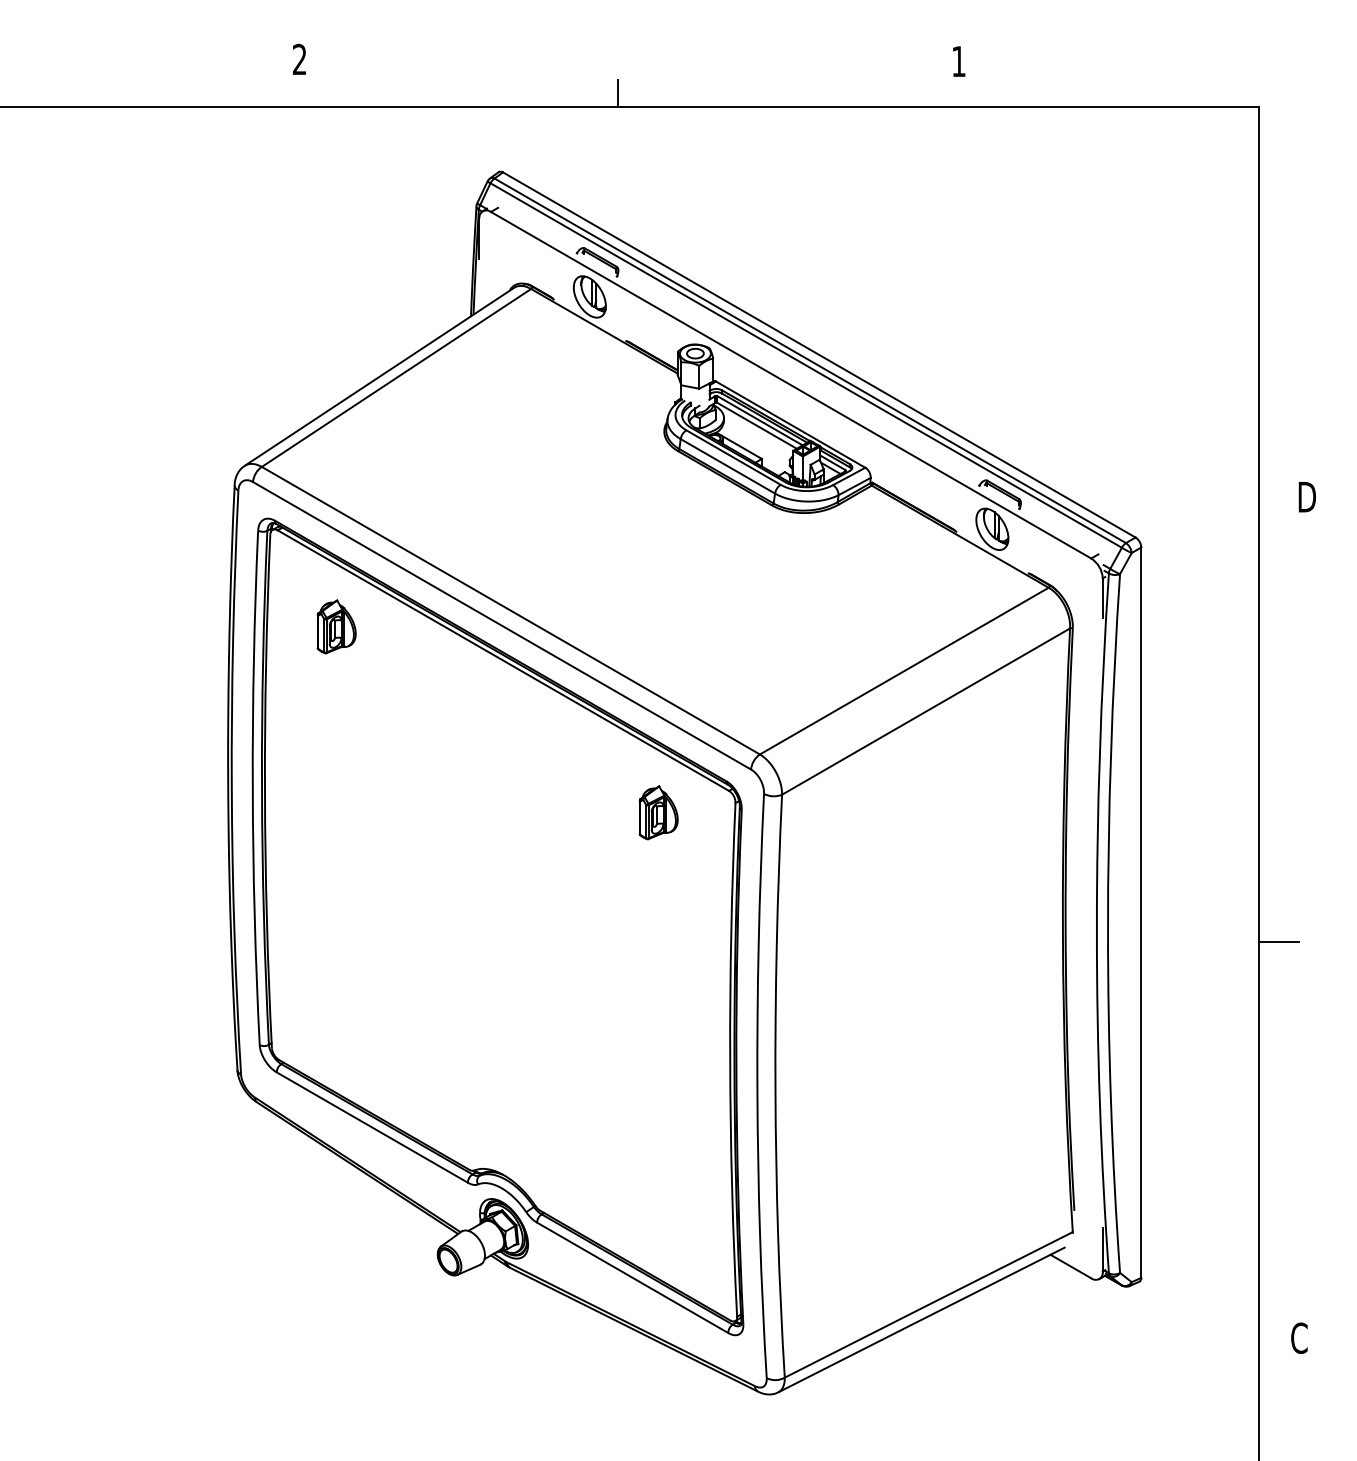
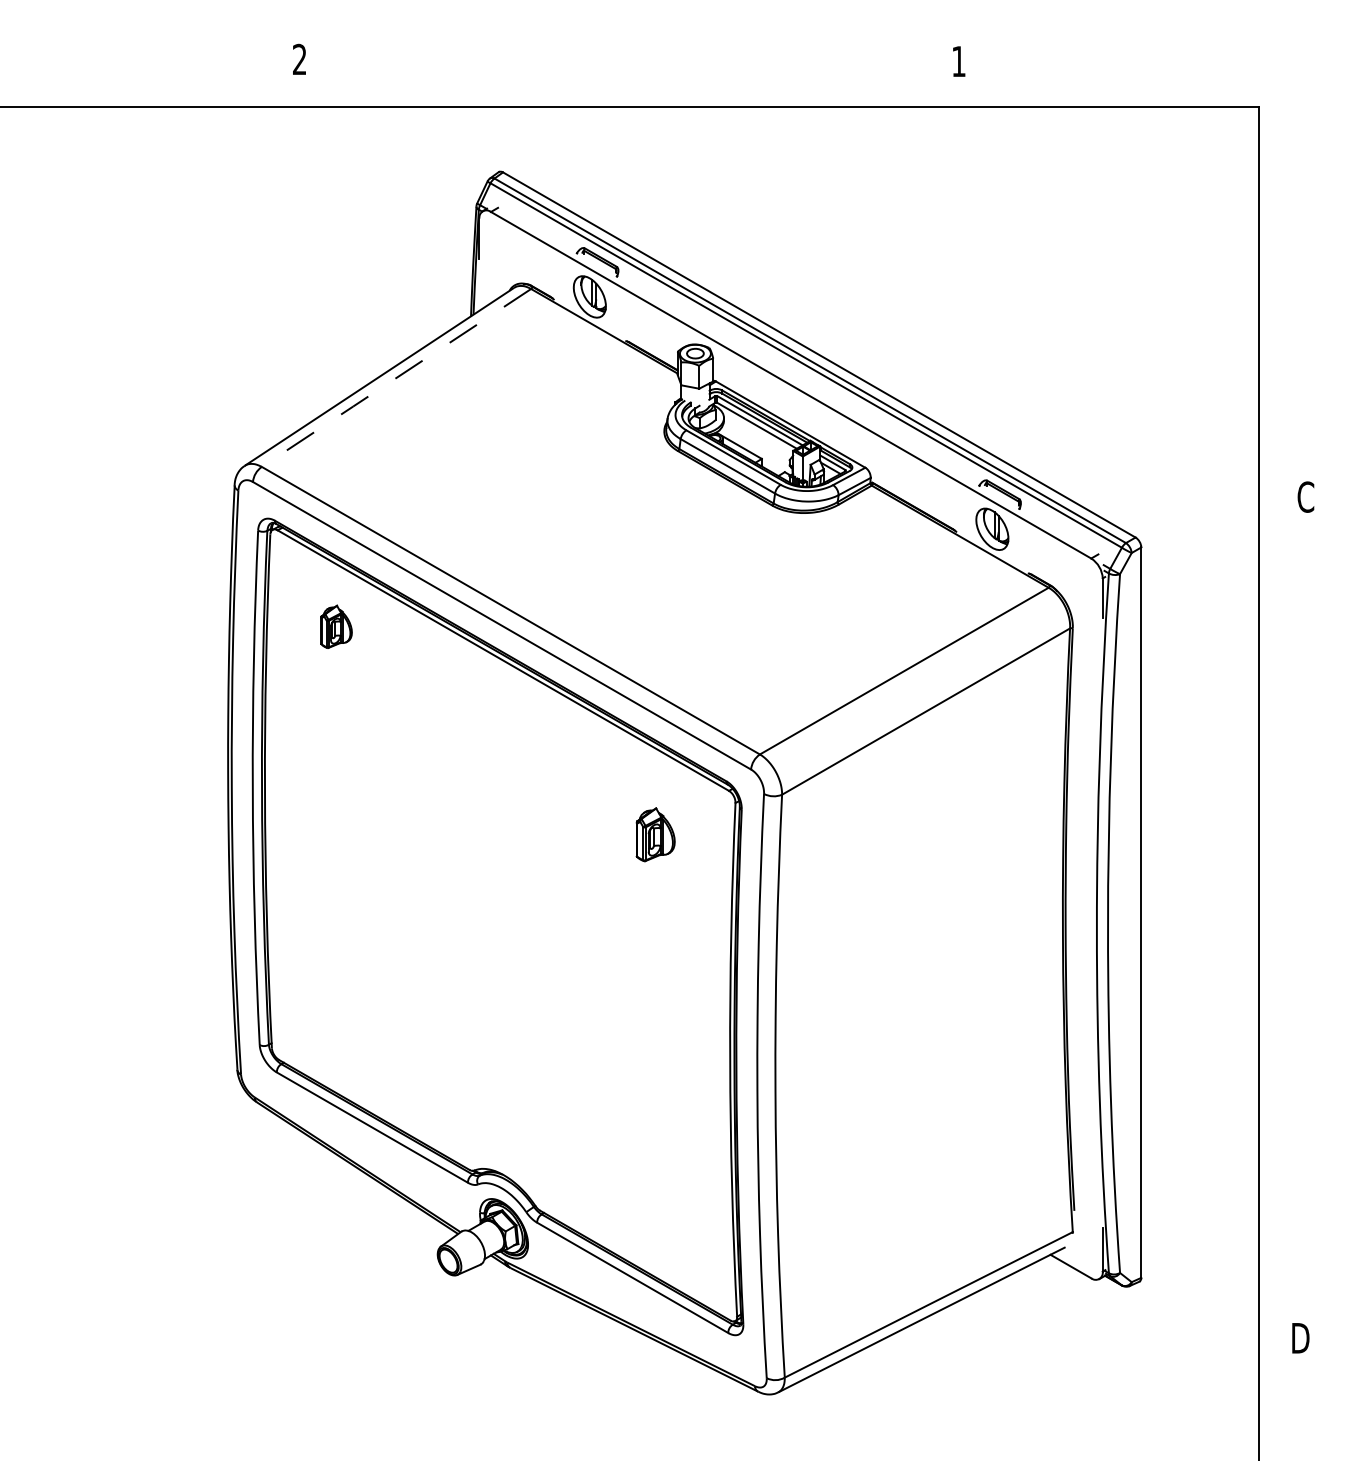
line: present -> none (618, 93)
line: solid -> dashed (395, 378)
text: D -> C (1306, 496)
part size: 41x56 px -> 33x45 px (336, 626)
part position: (658, 812) -> (655, 834) (655, 834)
line: present -> none (1278, 942)
text: C -> D (1300, 1337)
